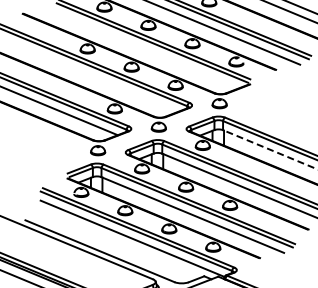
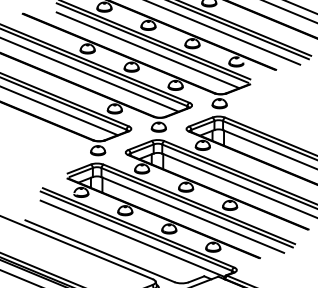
line: none -> present (147, 50)
line: none -> present (90, 74)
line: dashed -> solid (270, 149)
